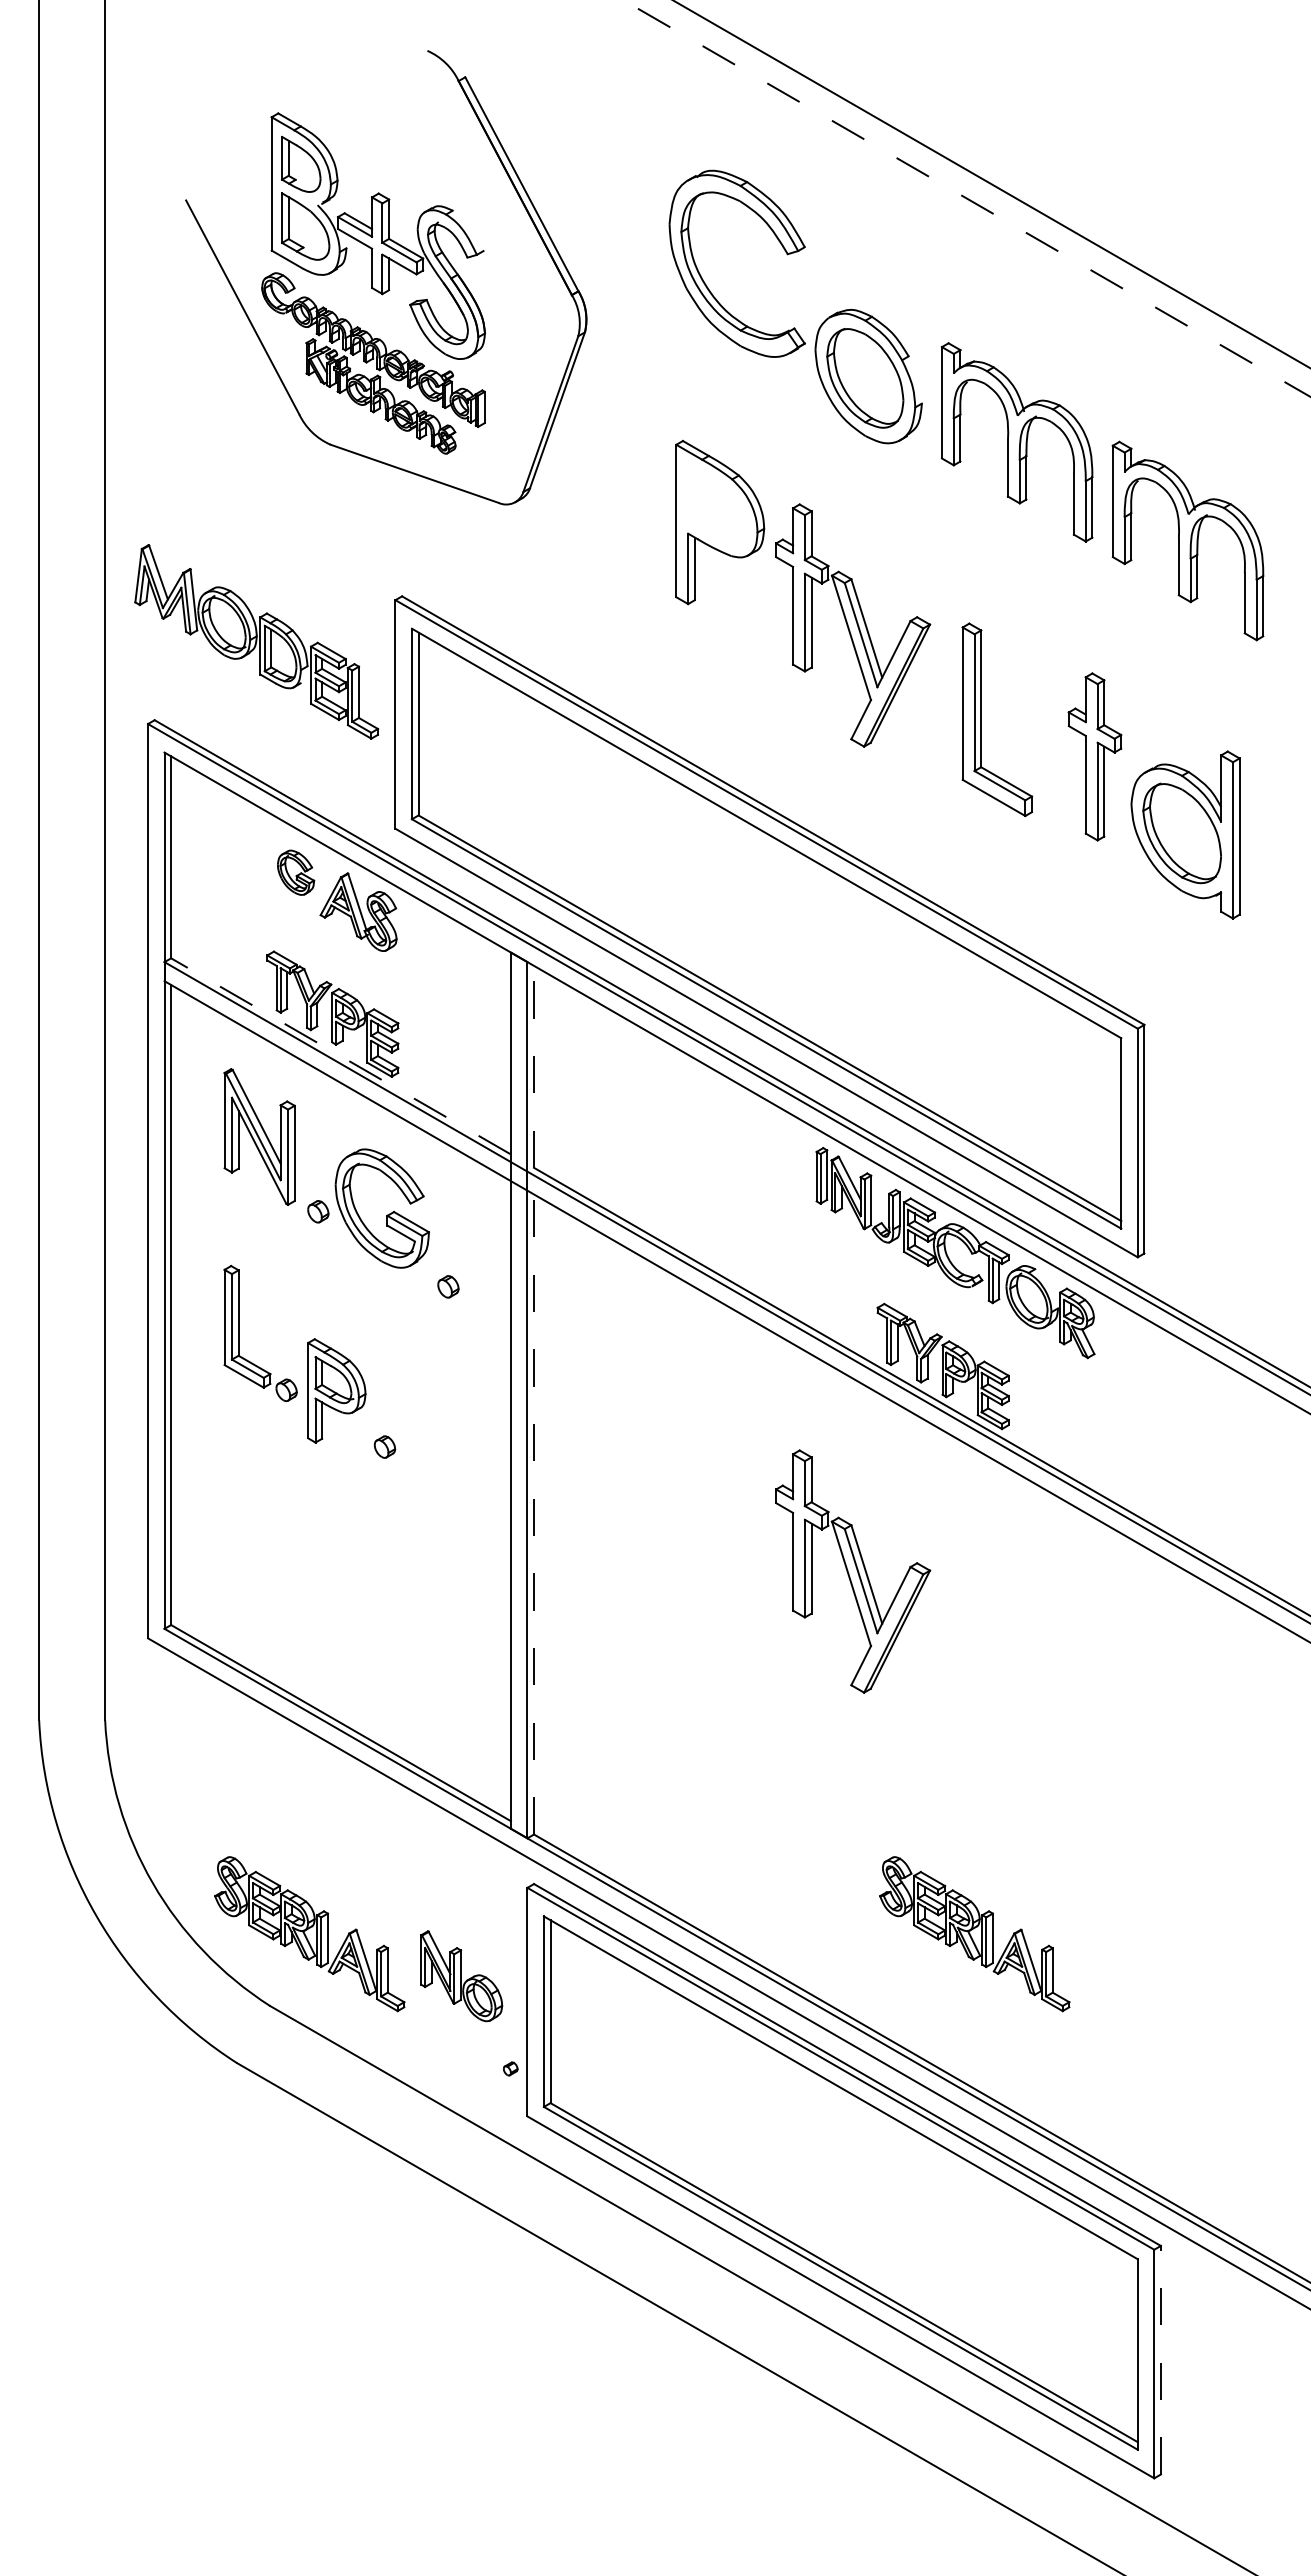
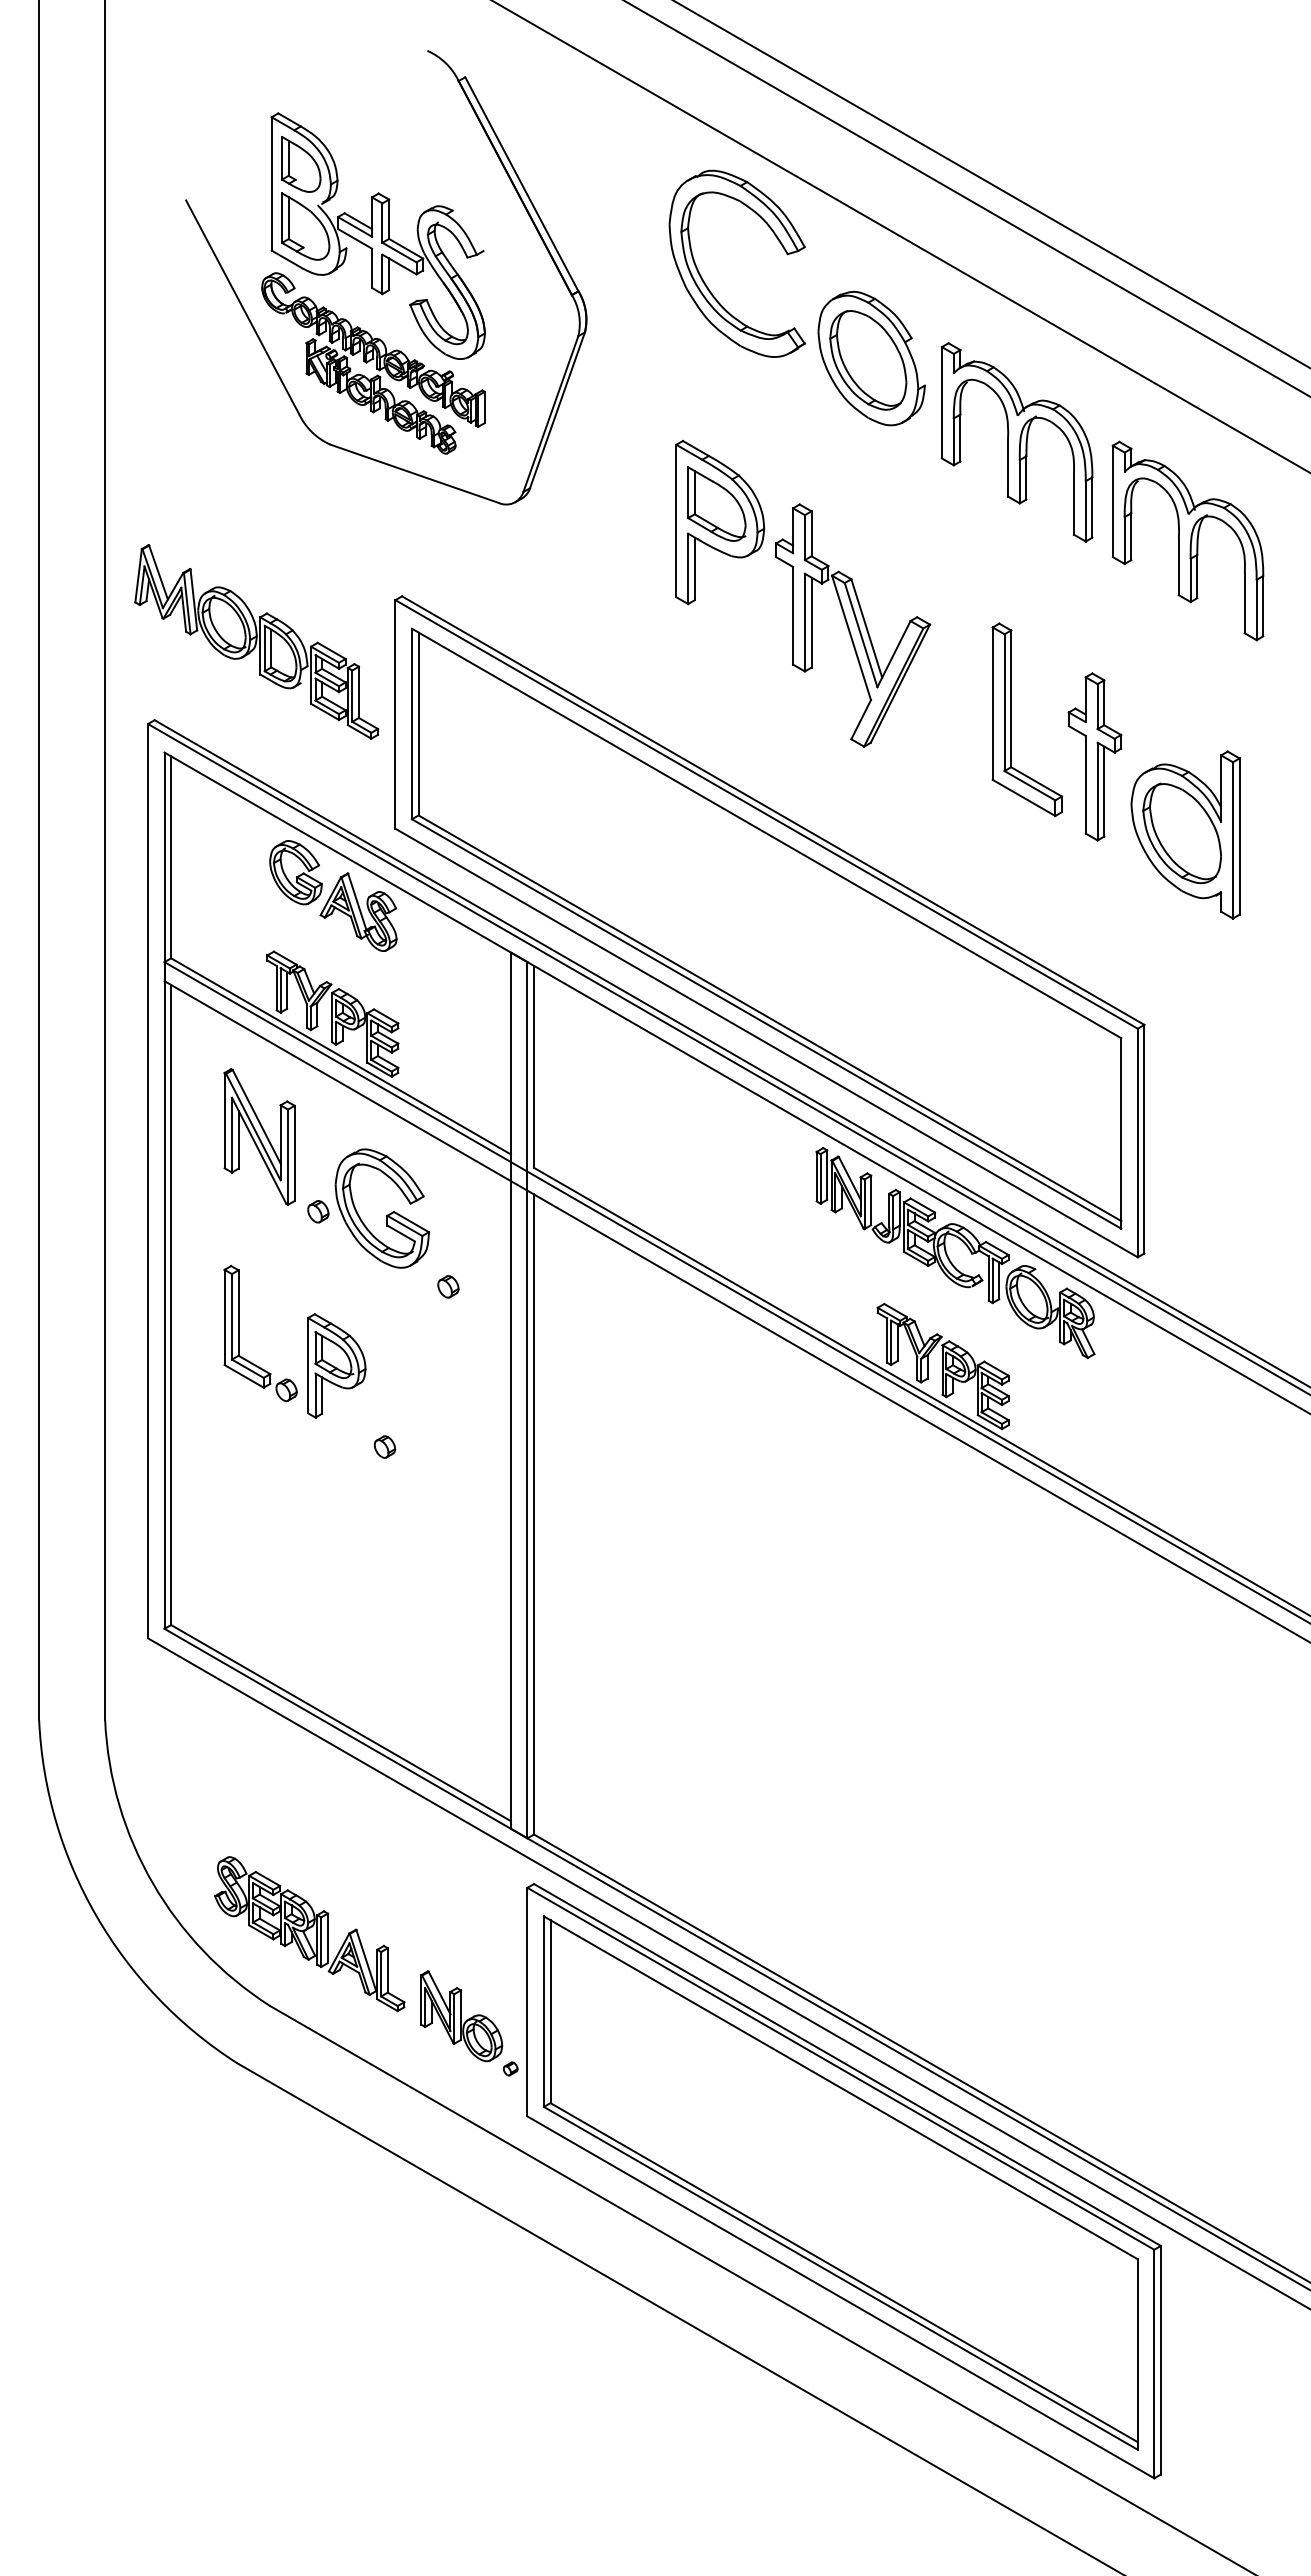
line: dashed -> solid (967, 198)
line: none -> present (900, 236)
part position: (868, 376) -> (871, 358) (871, 358)
part: none -> present (716, 503)
part position: (981, 719) -> (1011, 719) (1011, 719)
part size: 39x47 px -> 54x66 px (295, 872)
line: dashed -> solid (340, 1056)
line: dashed -> solid (534, 1066)
part position: (336, 1390) -> (336, 1365) (336, 1365)
line: dashed -> solid (534, 1514)
part: present -> none (853, 1571)
part: present -> none (974, 1934)
part position: (461, 1976) -> (461, 2016) (461, 2016)
line: dashed -> solid (1160, 2359)
